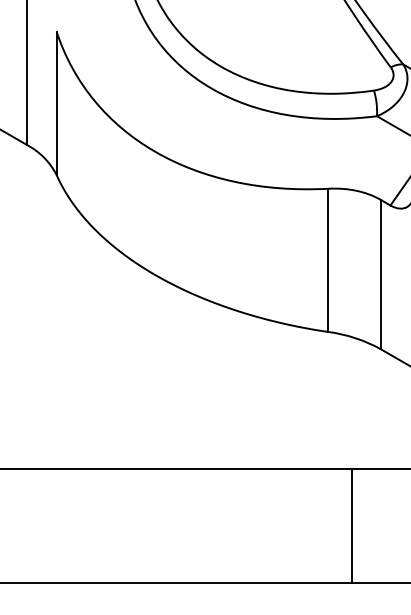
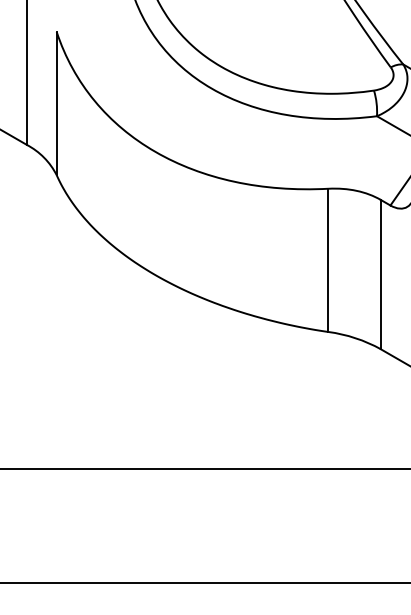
line: present -> none (351, 525)
